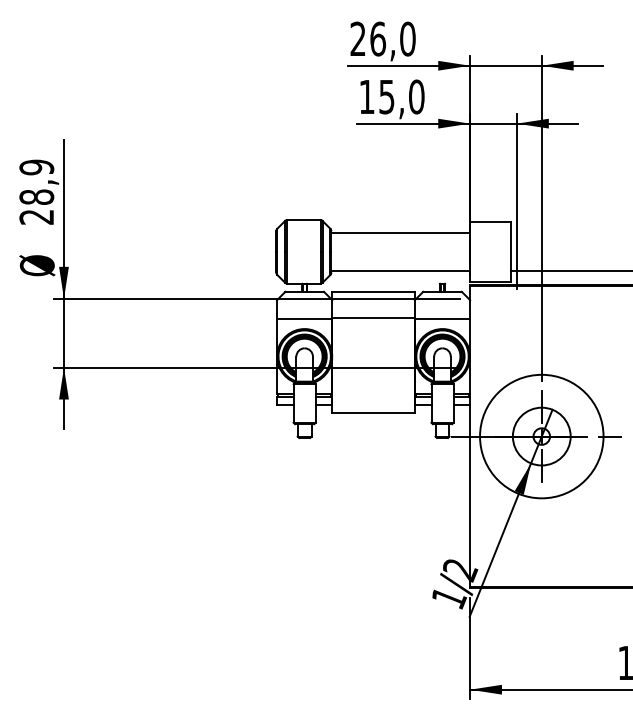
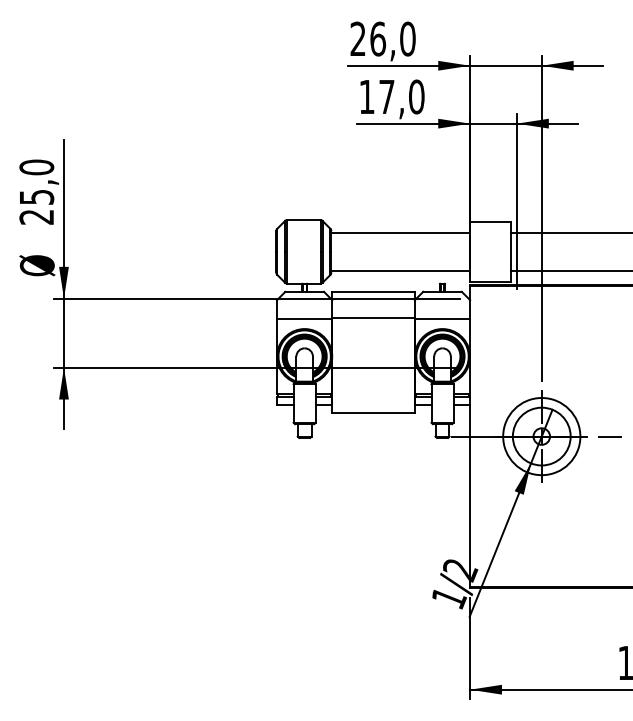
text: 15,0 -> 17,0 (386, 97)
text: 28,9 -> 25,0 (36, 181)
line: none -> present (570, 232)
circle diameter: 124 px -> 77 px (541, 436)
